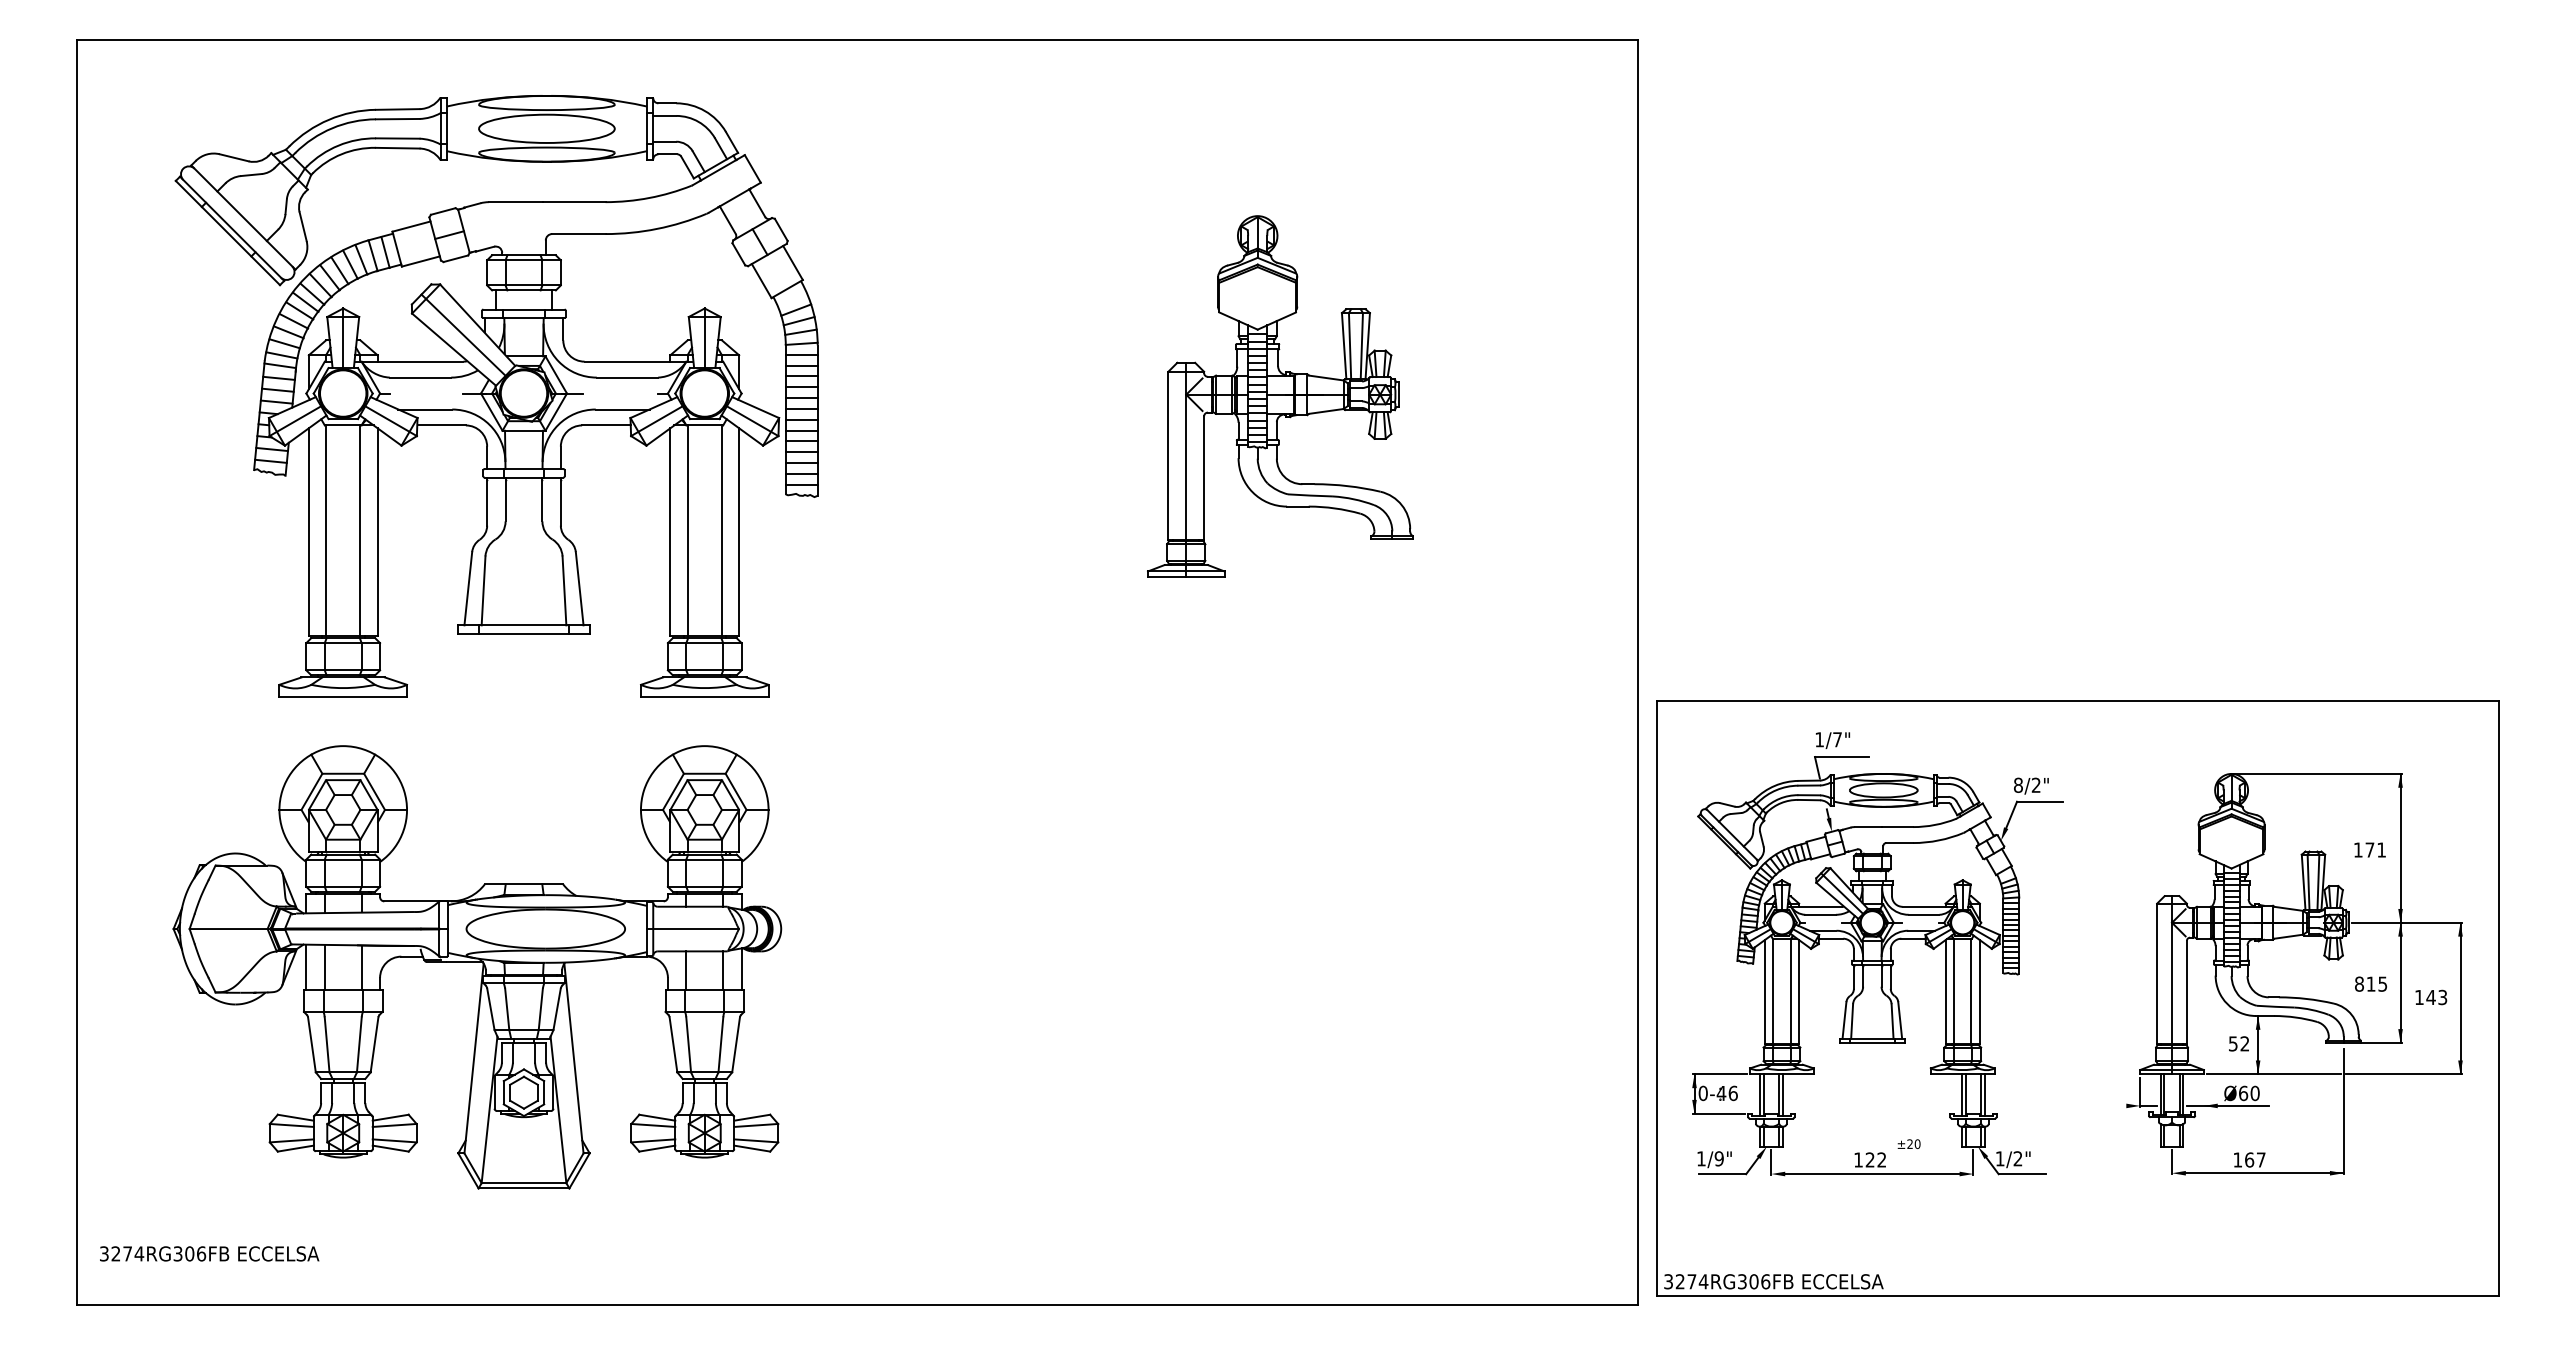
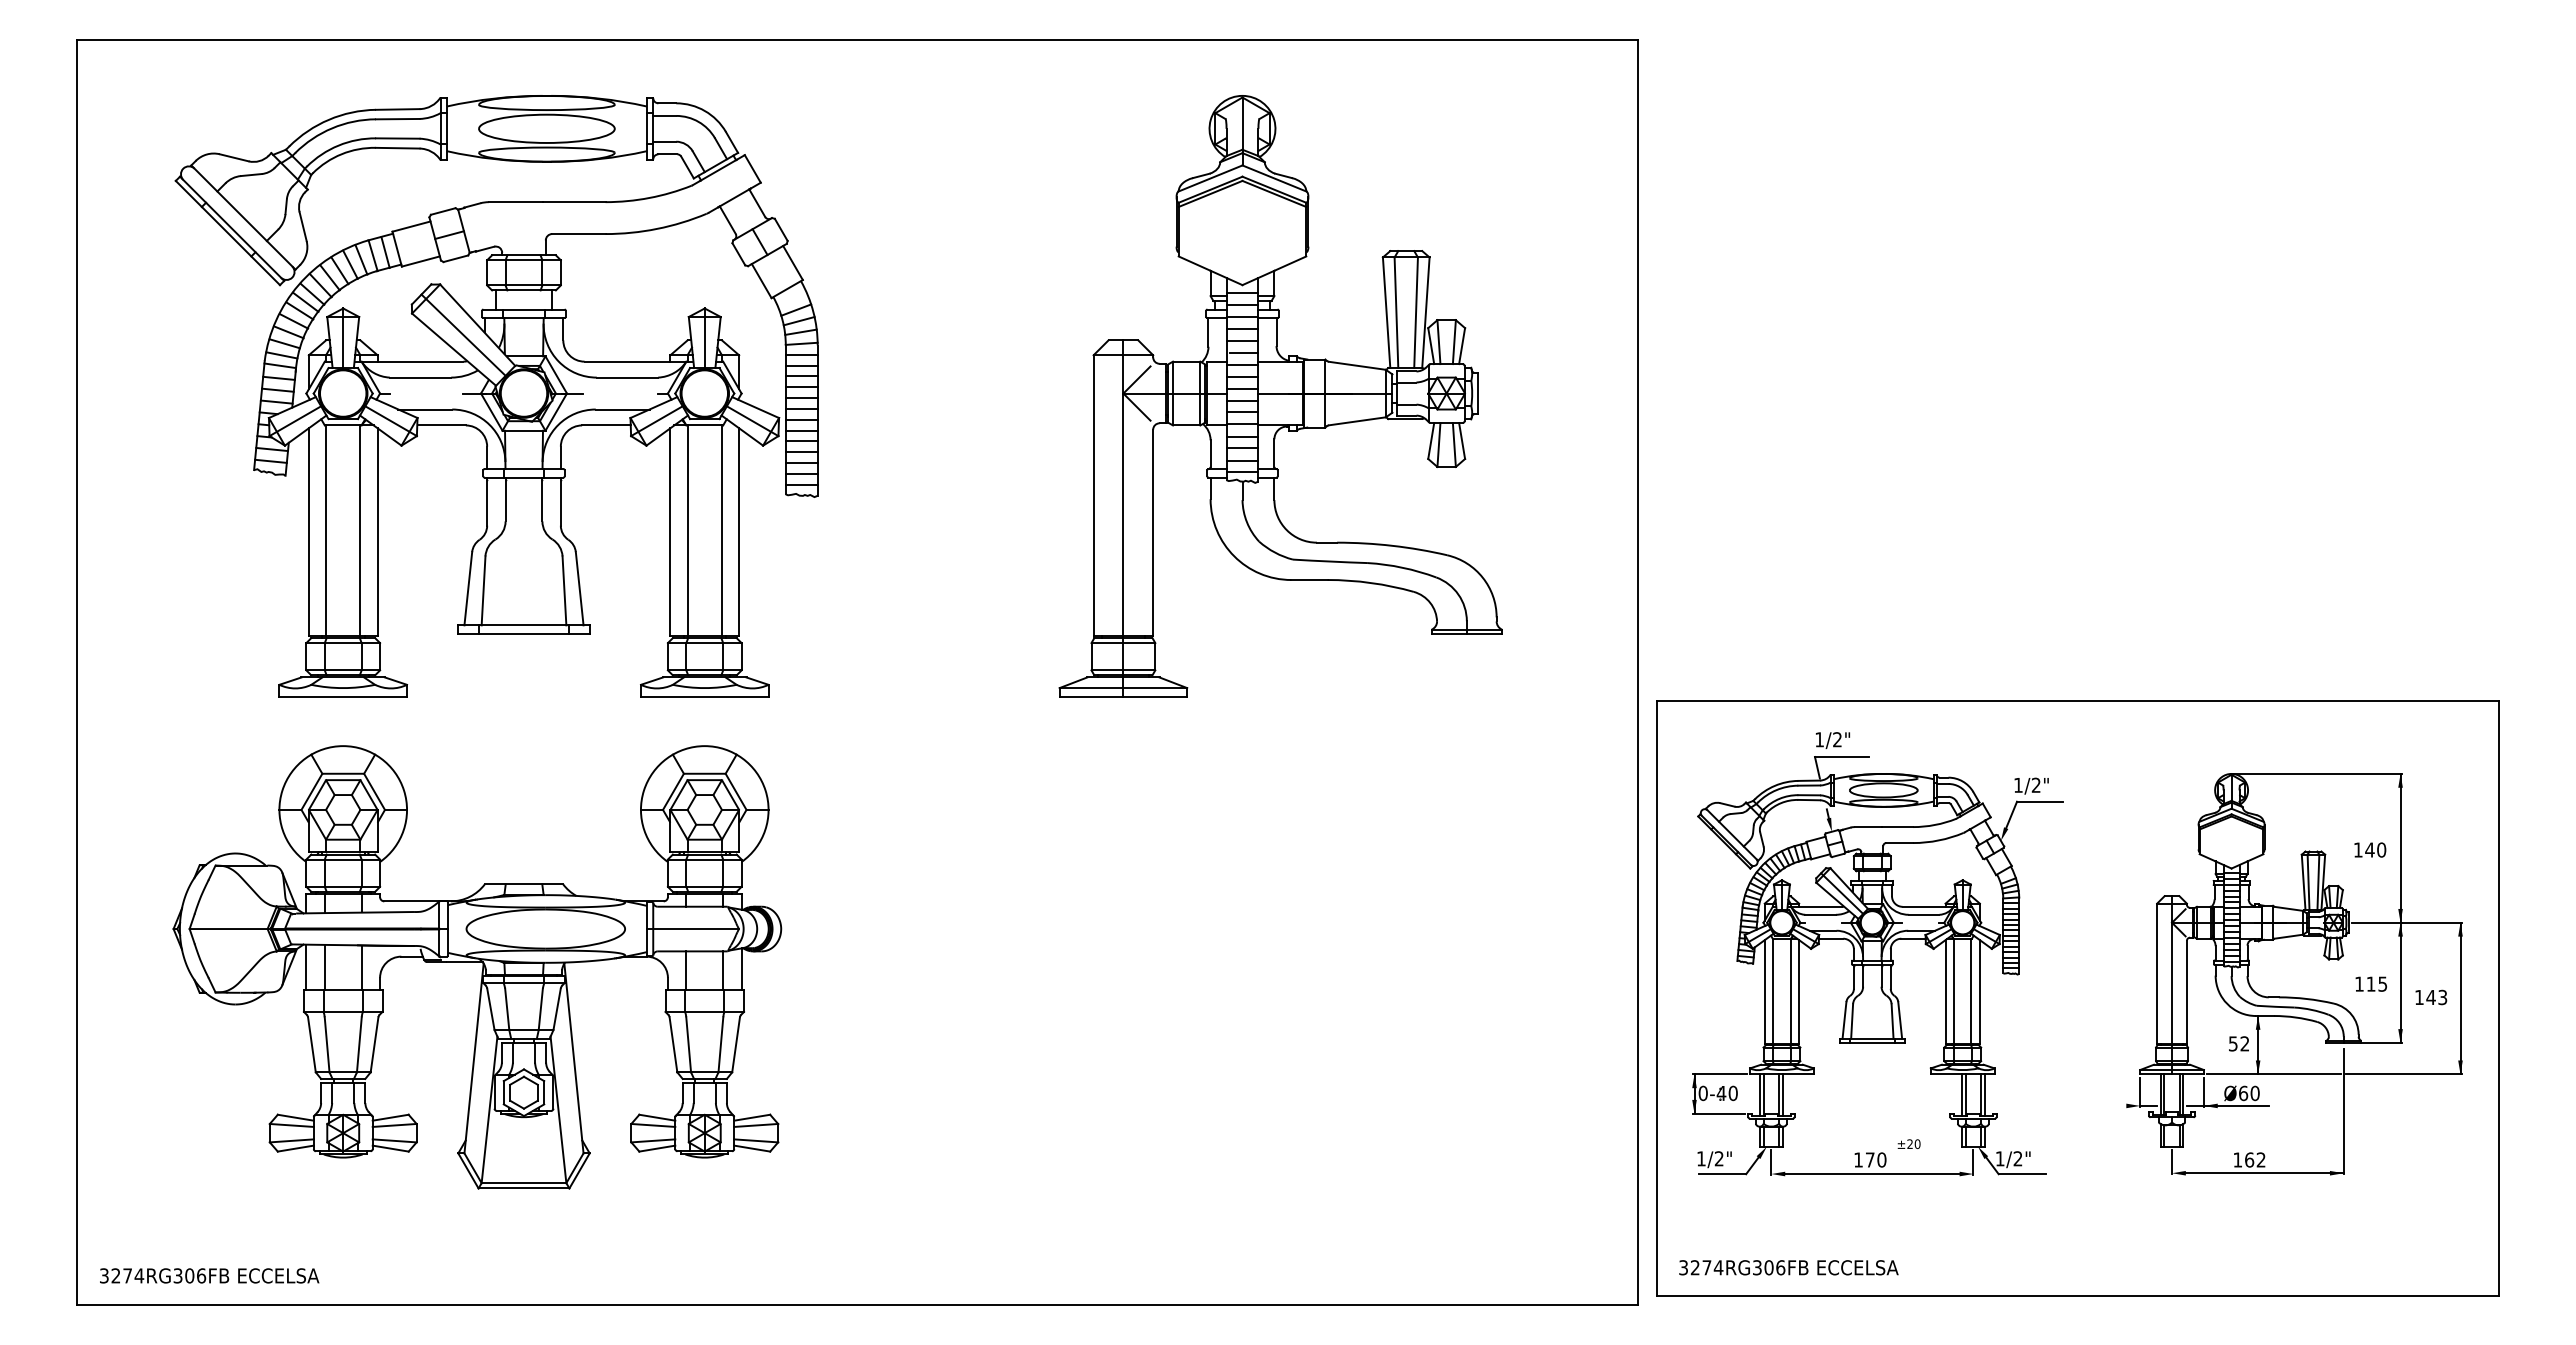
part size: 267x363 px -> 445x603 px (1280, 396)
text: 1/7" -> 1/2" (1837, 739)
text: 8/2" -> 1/2" (2018, 784)
text: 171 -> 140 (2375, 849)
text: 815 -> 115 (2359, 983)
text: 0-46 -> 0-40 (1732, 1092)
line: none -> present (2203, 1092)
text: 1/9" -> 1/2" (1718, 1158)
text: 122 -> 170 (1875, 1159)
text: 167 -> 162 (2260, 1159)
text position: (209, 1253) -> (209, 1275) (209, 1275)
text position: (1773, 1281) -> (1788, 1267) (1788, 1267)
